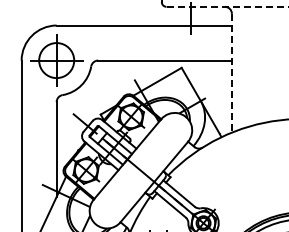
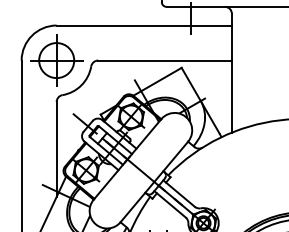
line: dashed -> solid (227, 6)
line: dashed -> solid (231, 73)
